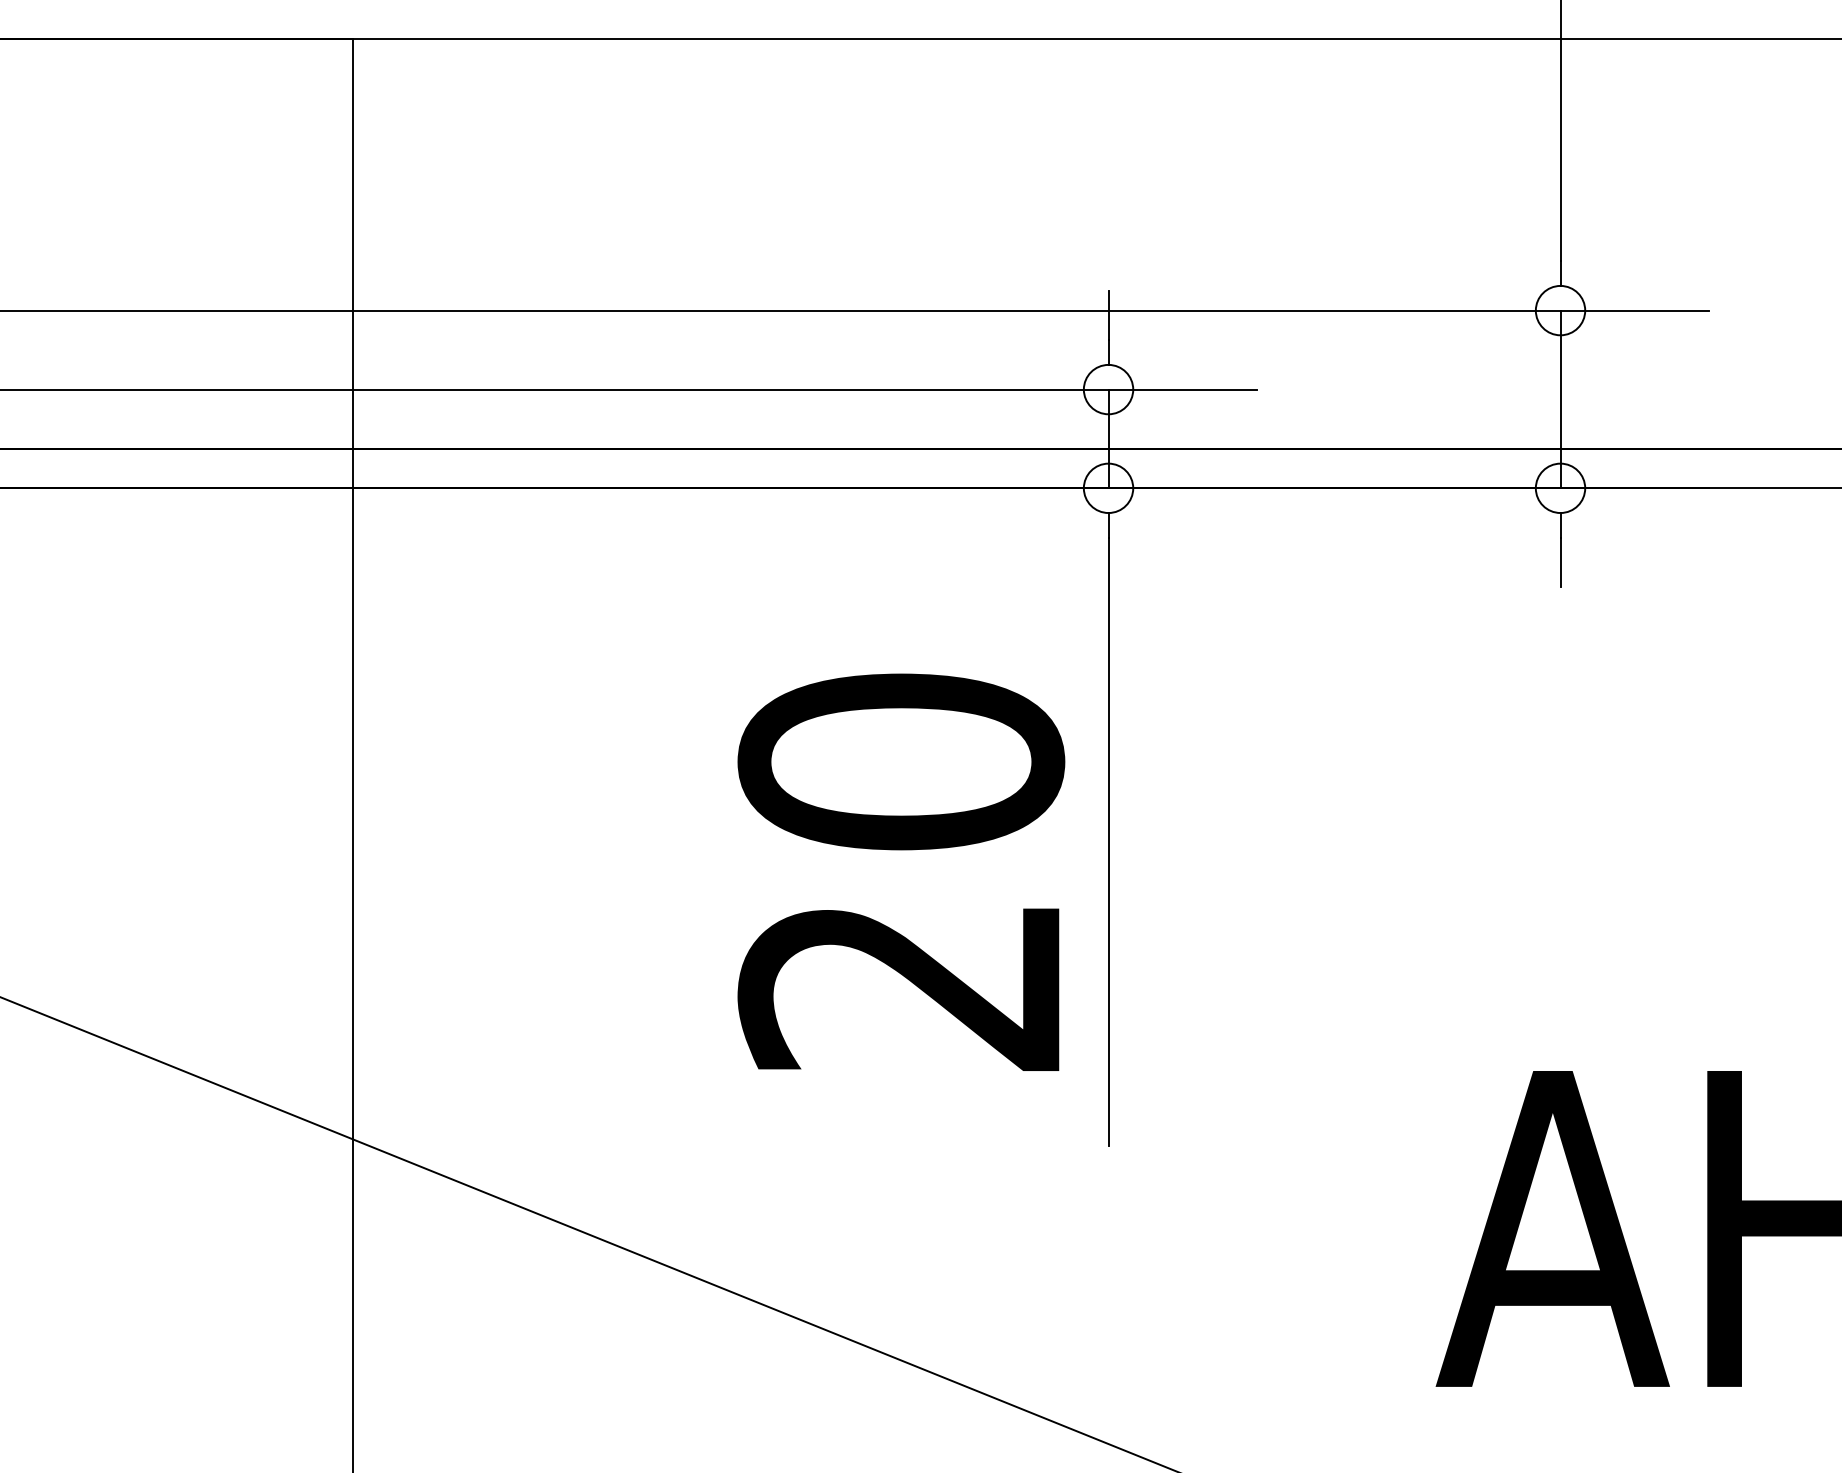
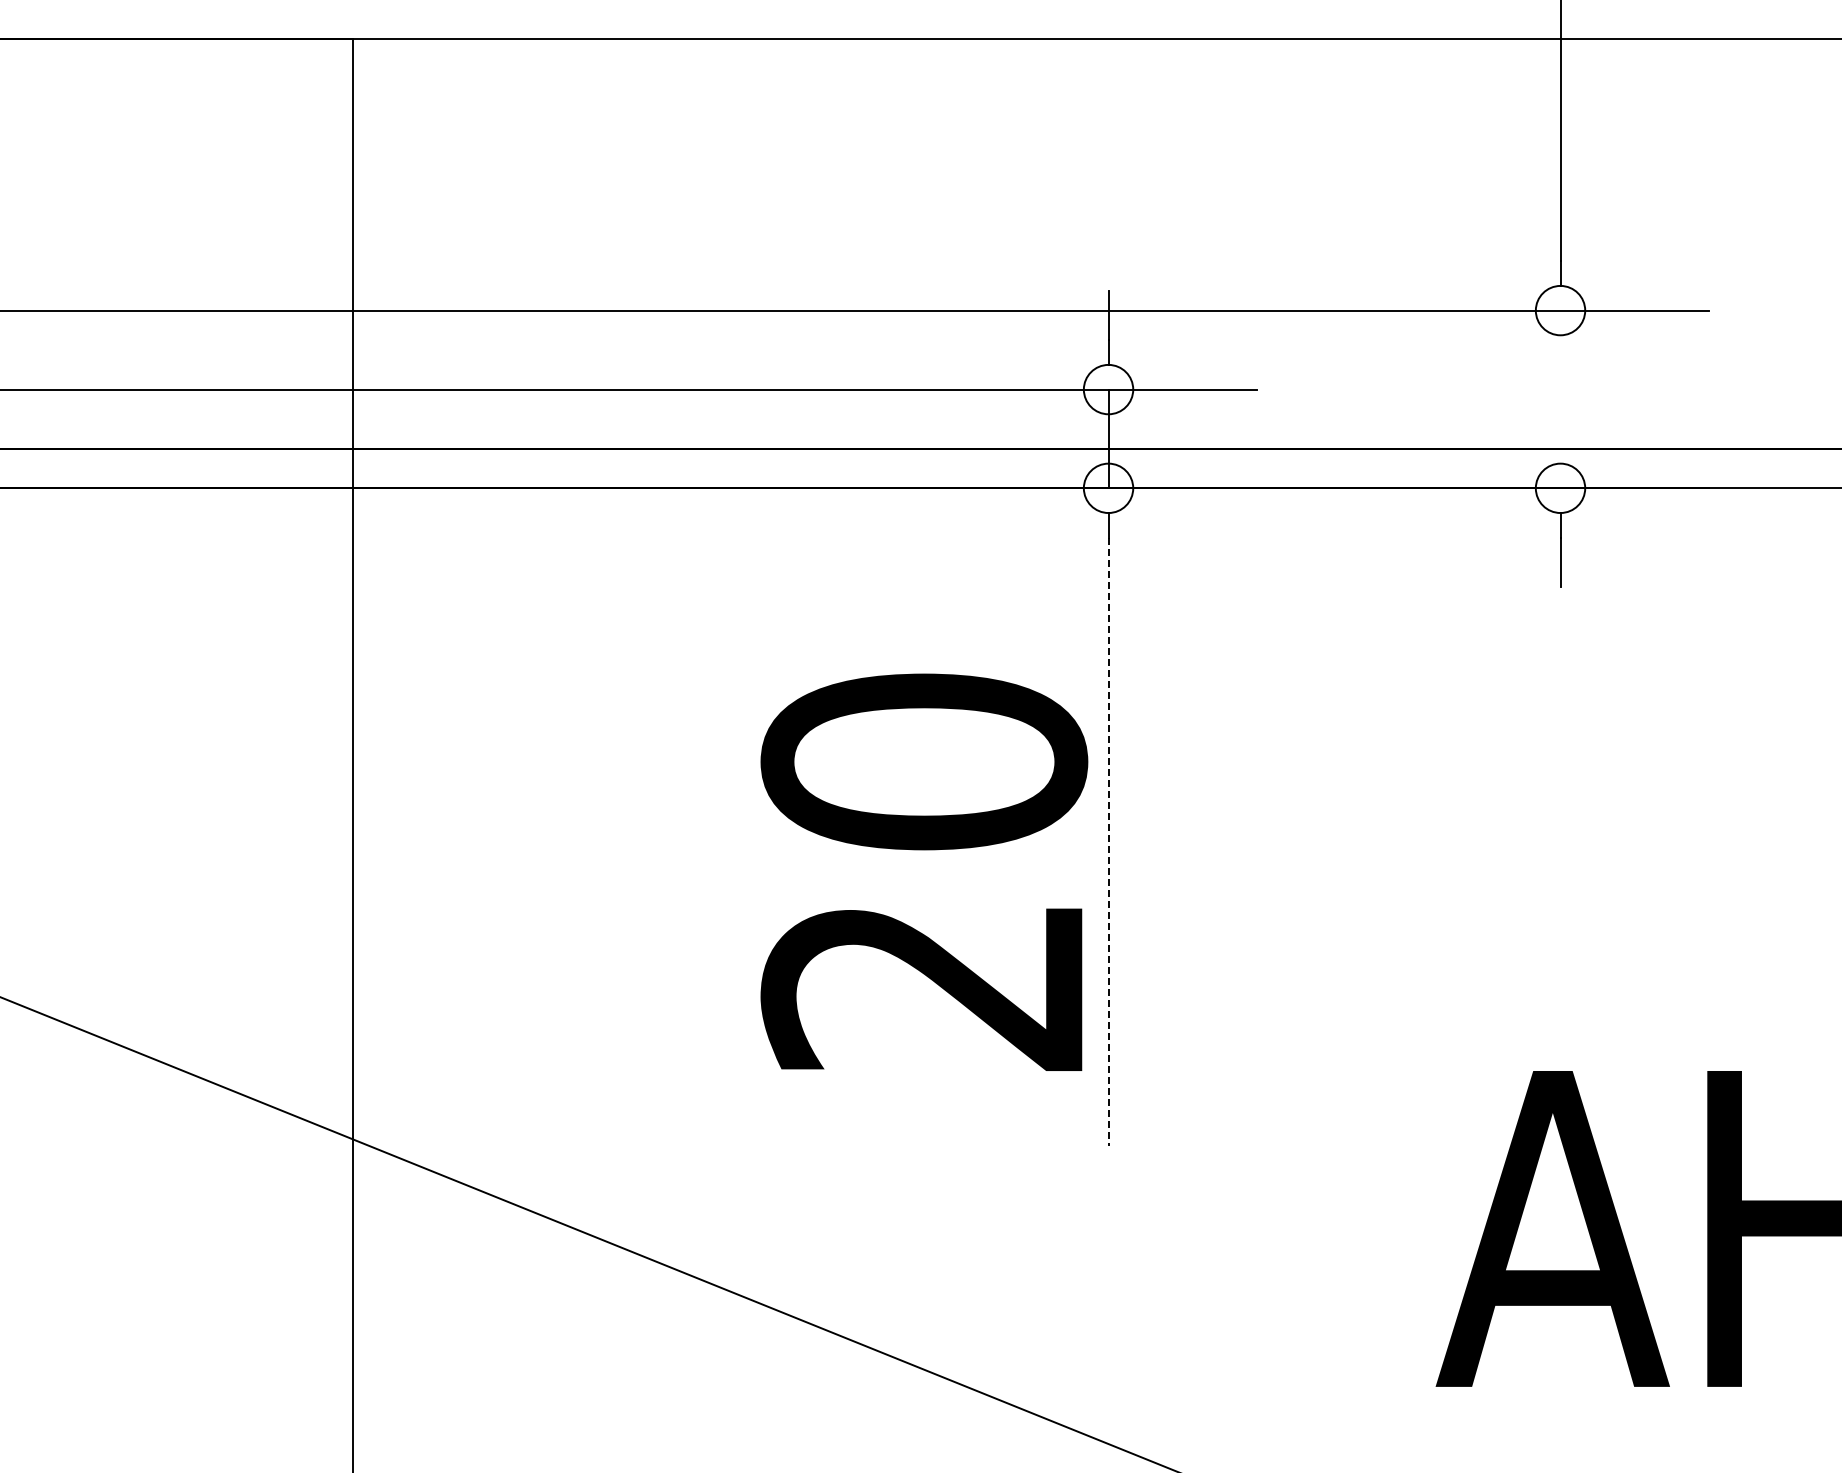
line: present -> none (1560, 399)
line: solid -> dashed (1108, 842)
text position: (901, 871) -> (924, 871) (924, 871)
